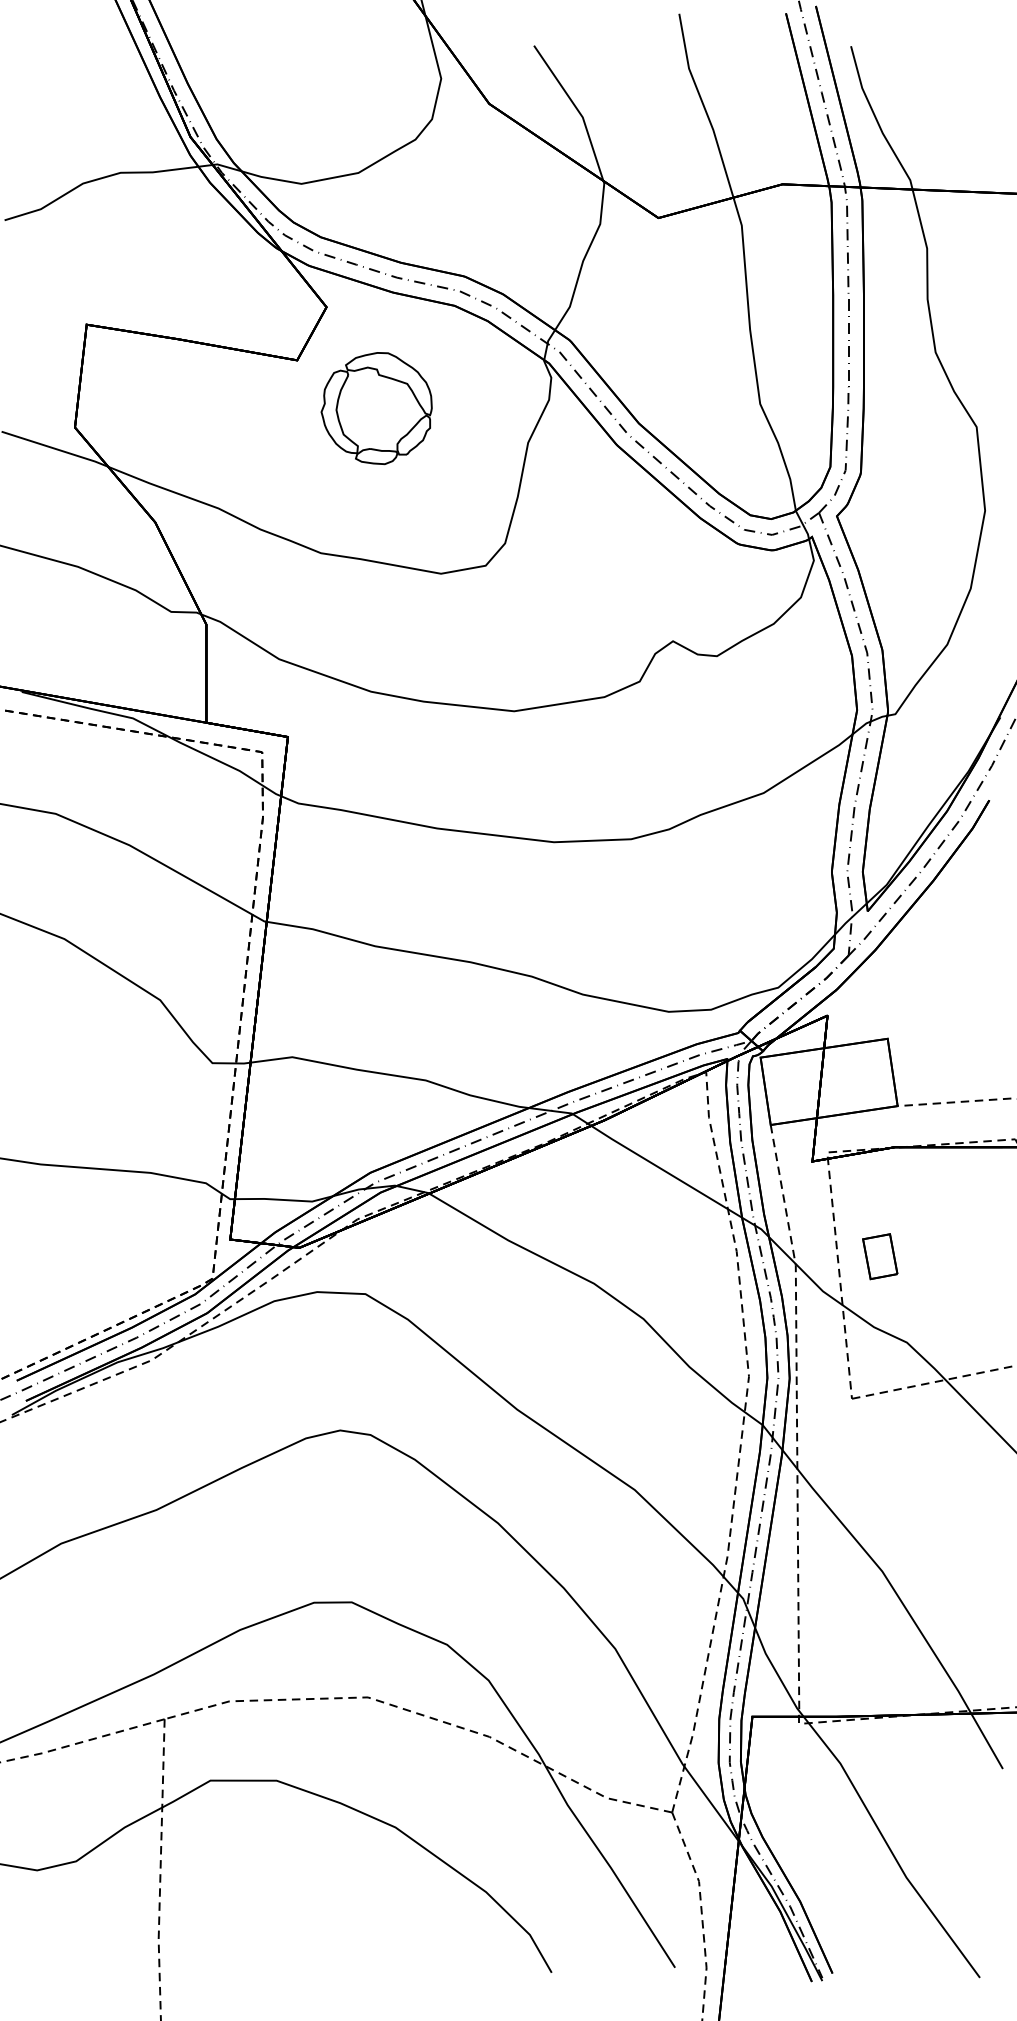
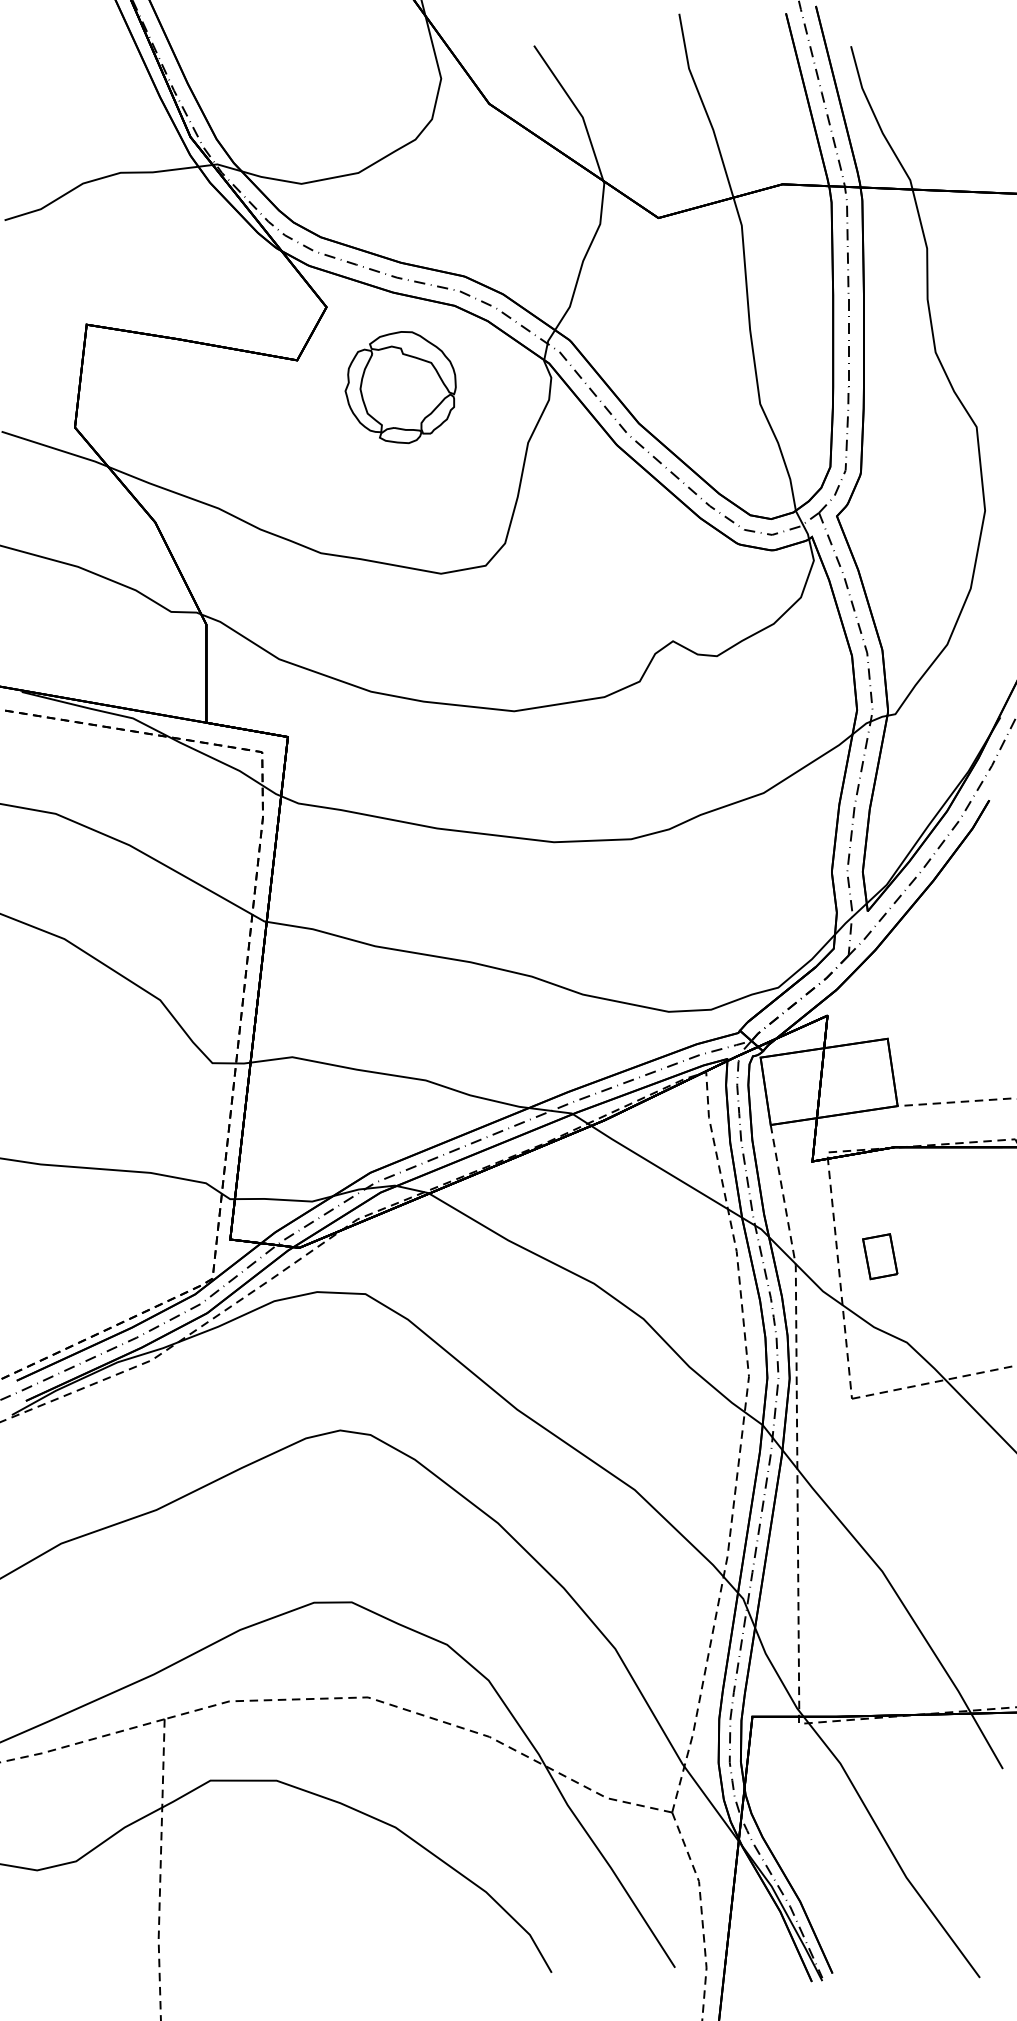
part position: (376, 408) -> (400, 387) (400, 387)
